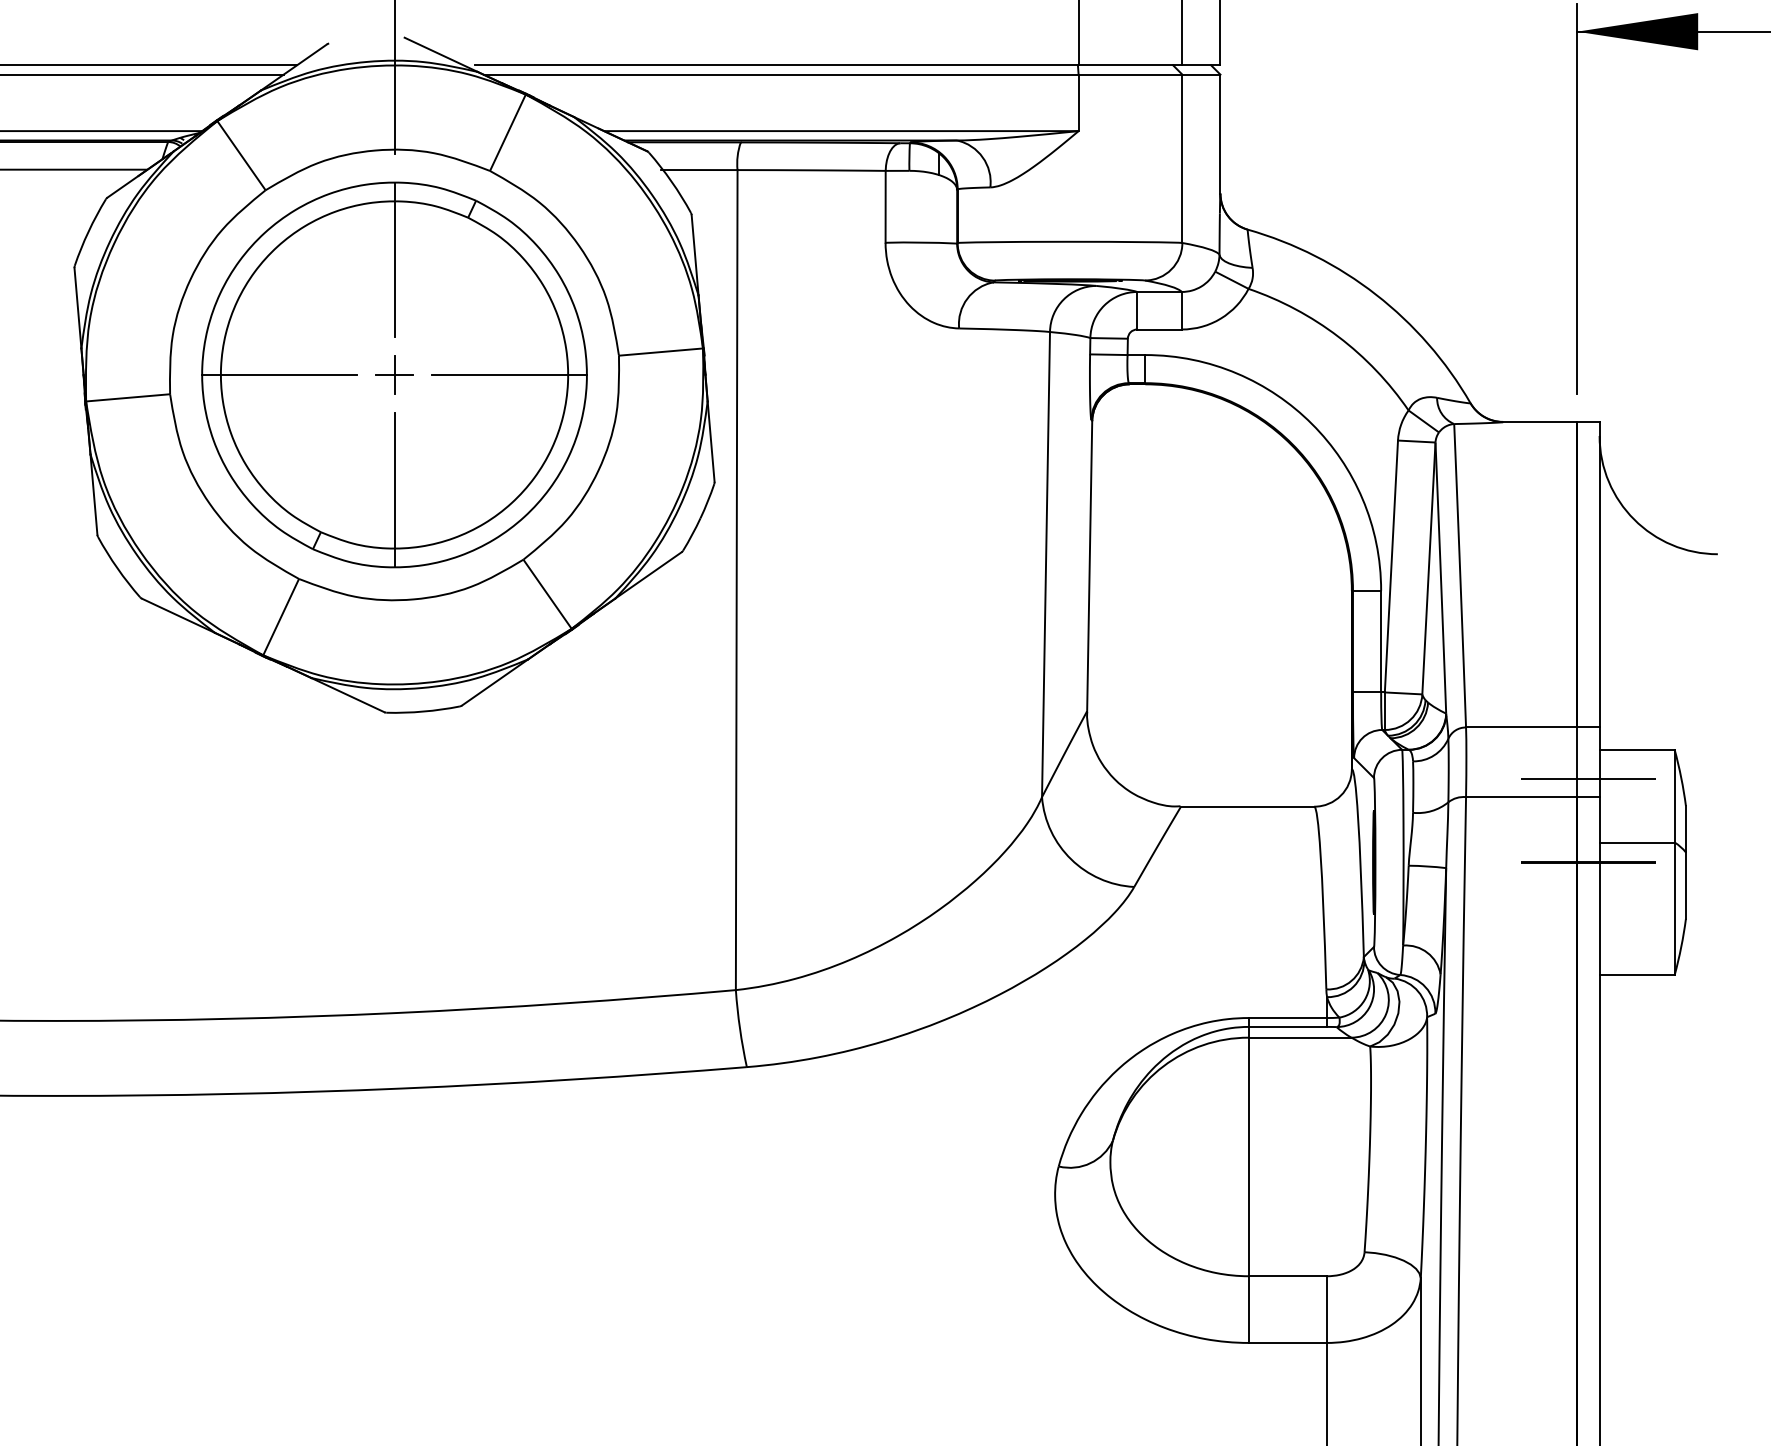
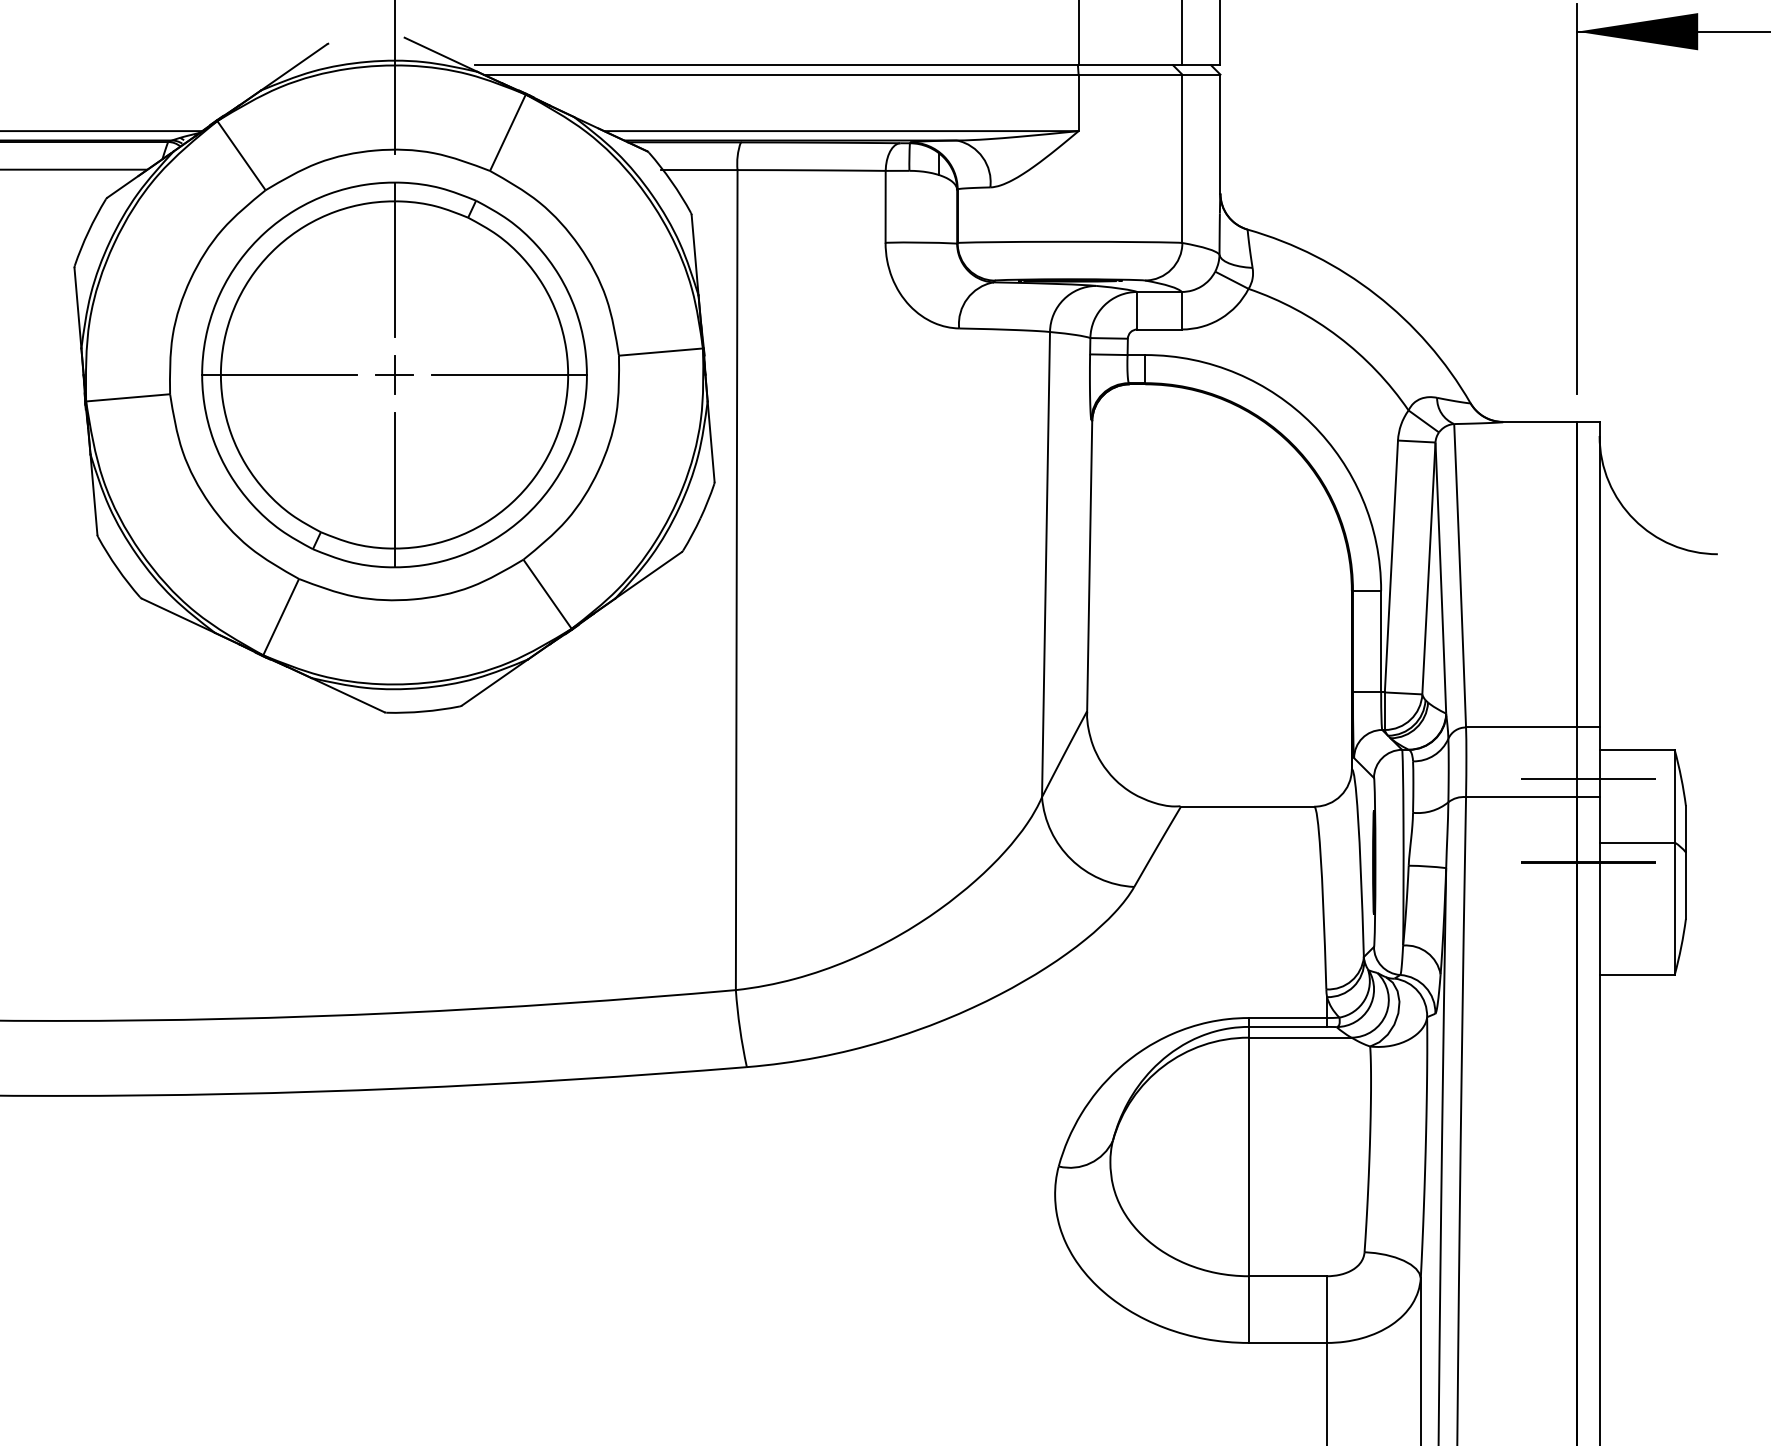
line: present -> none (149, 65)
line: present -> none (142, 74)
